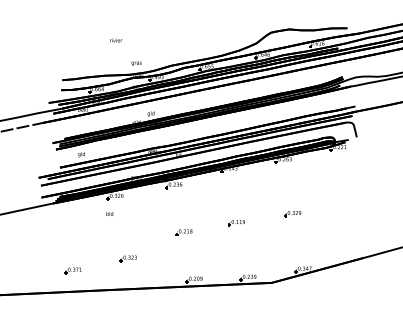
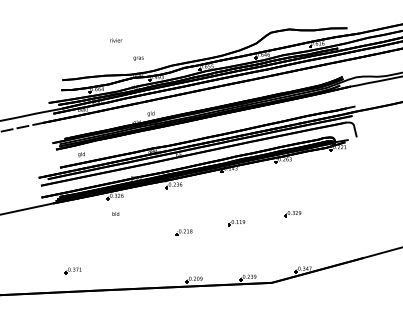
text position: (136, 63) -> (138, 58) (138, 58)
text position: (109, 213) -> (115, 213) (115, 213)
part: present -> none (127, 258)
